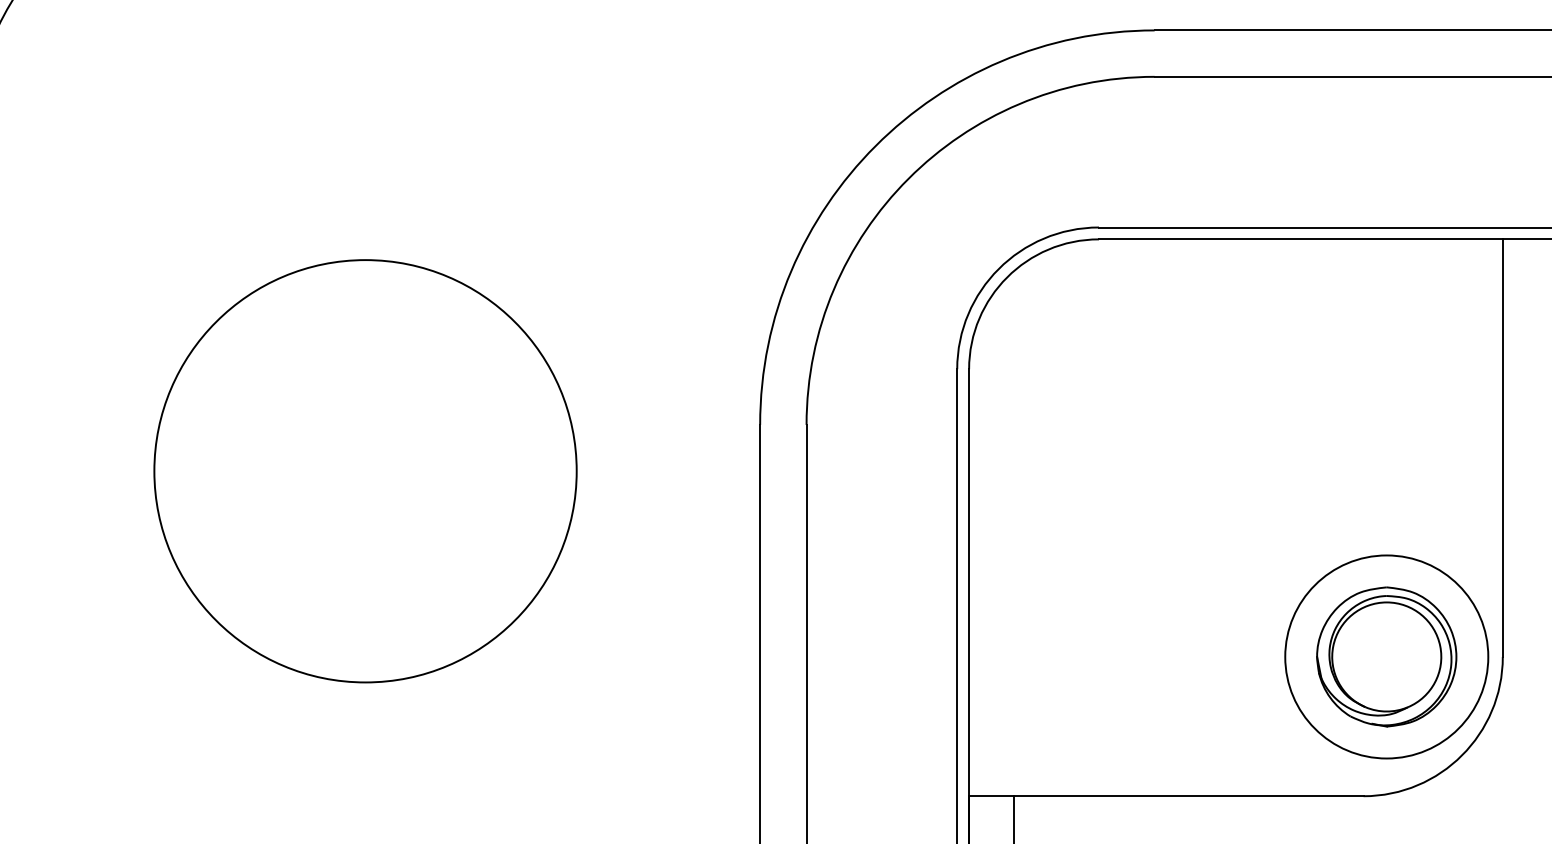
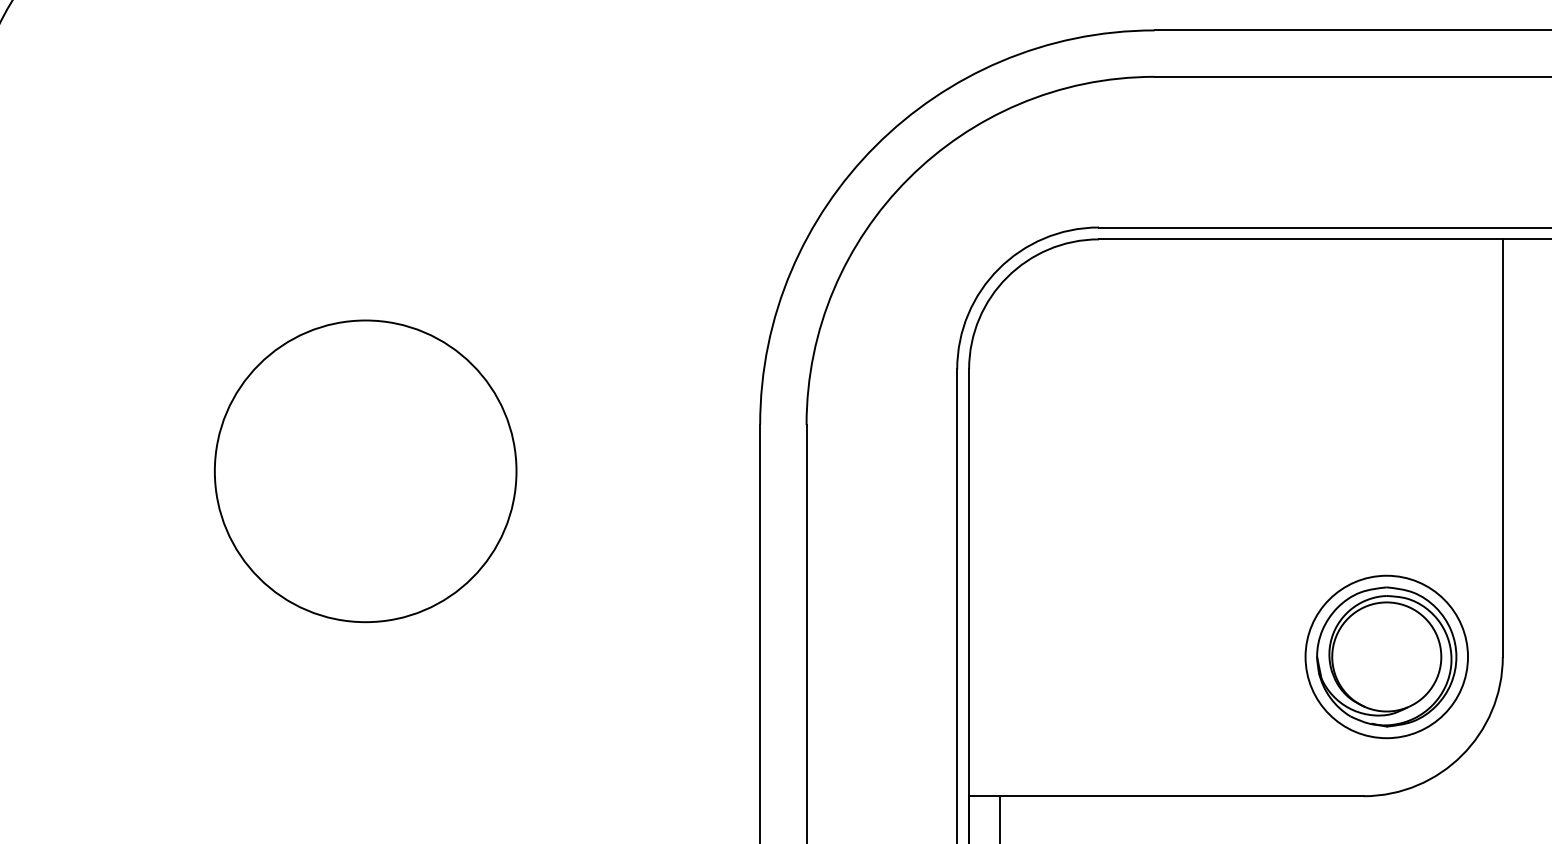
circle size: 425x425 px -> 304x305 px (365, 471)
circle diameter: 203 px -> 162 px (1386, 656)
line position: (1013, 818) -> (999, 818) (999, 818)
